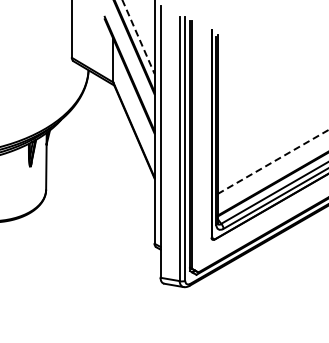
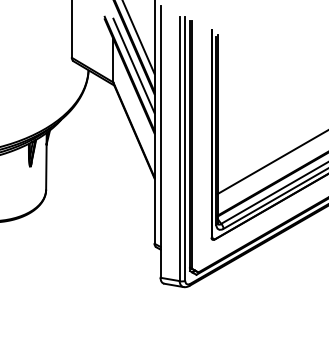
line: dashed -> solid (138, 37)
line: none -> present (133, 65)
line: dashed -> solid (273, 162)
